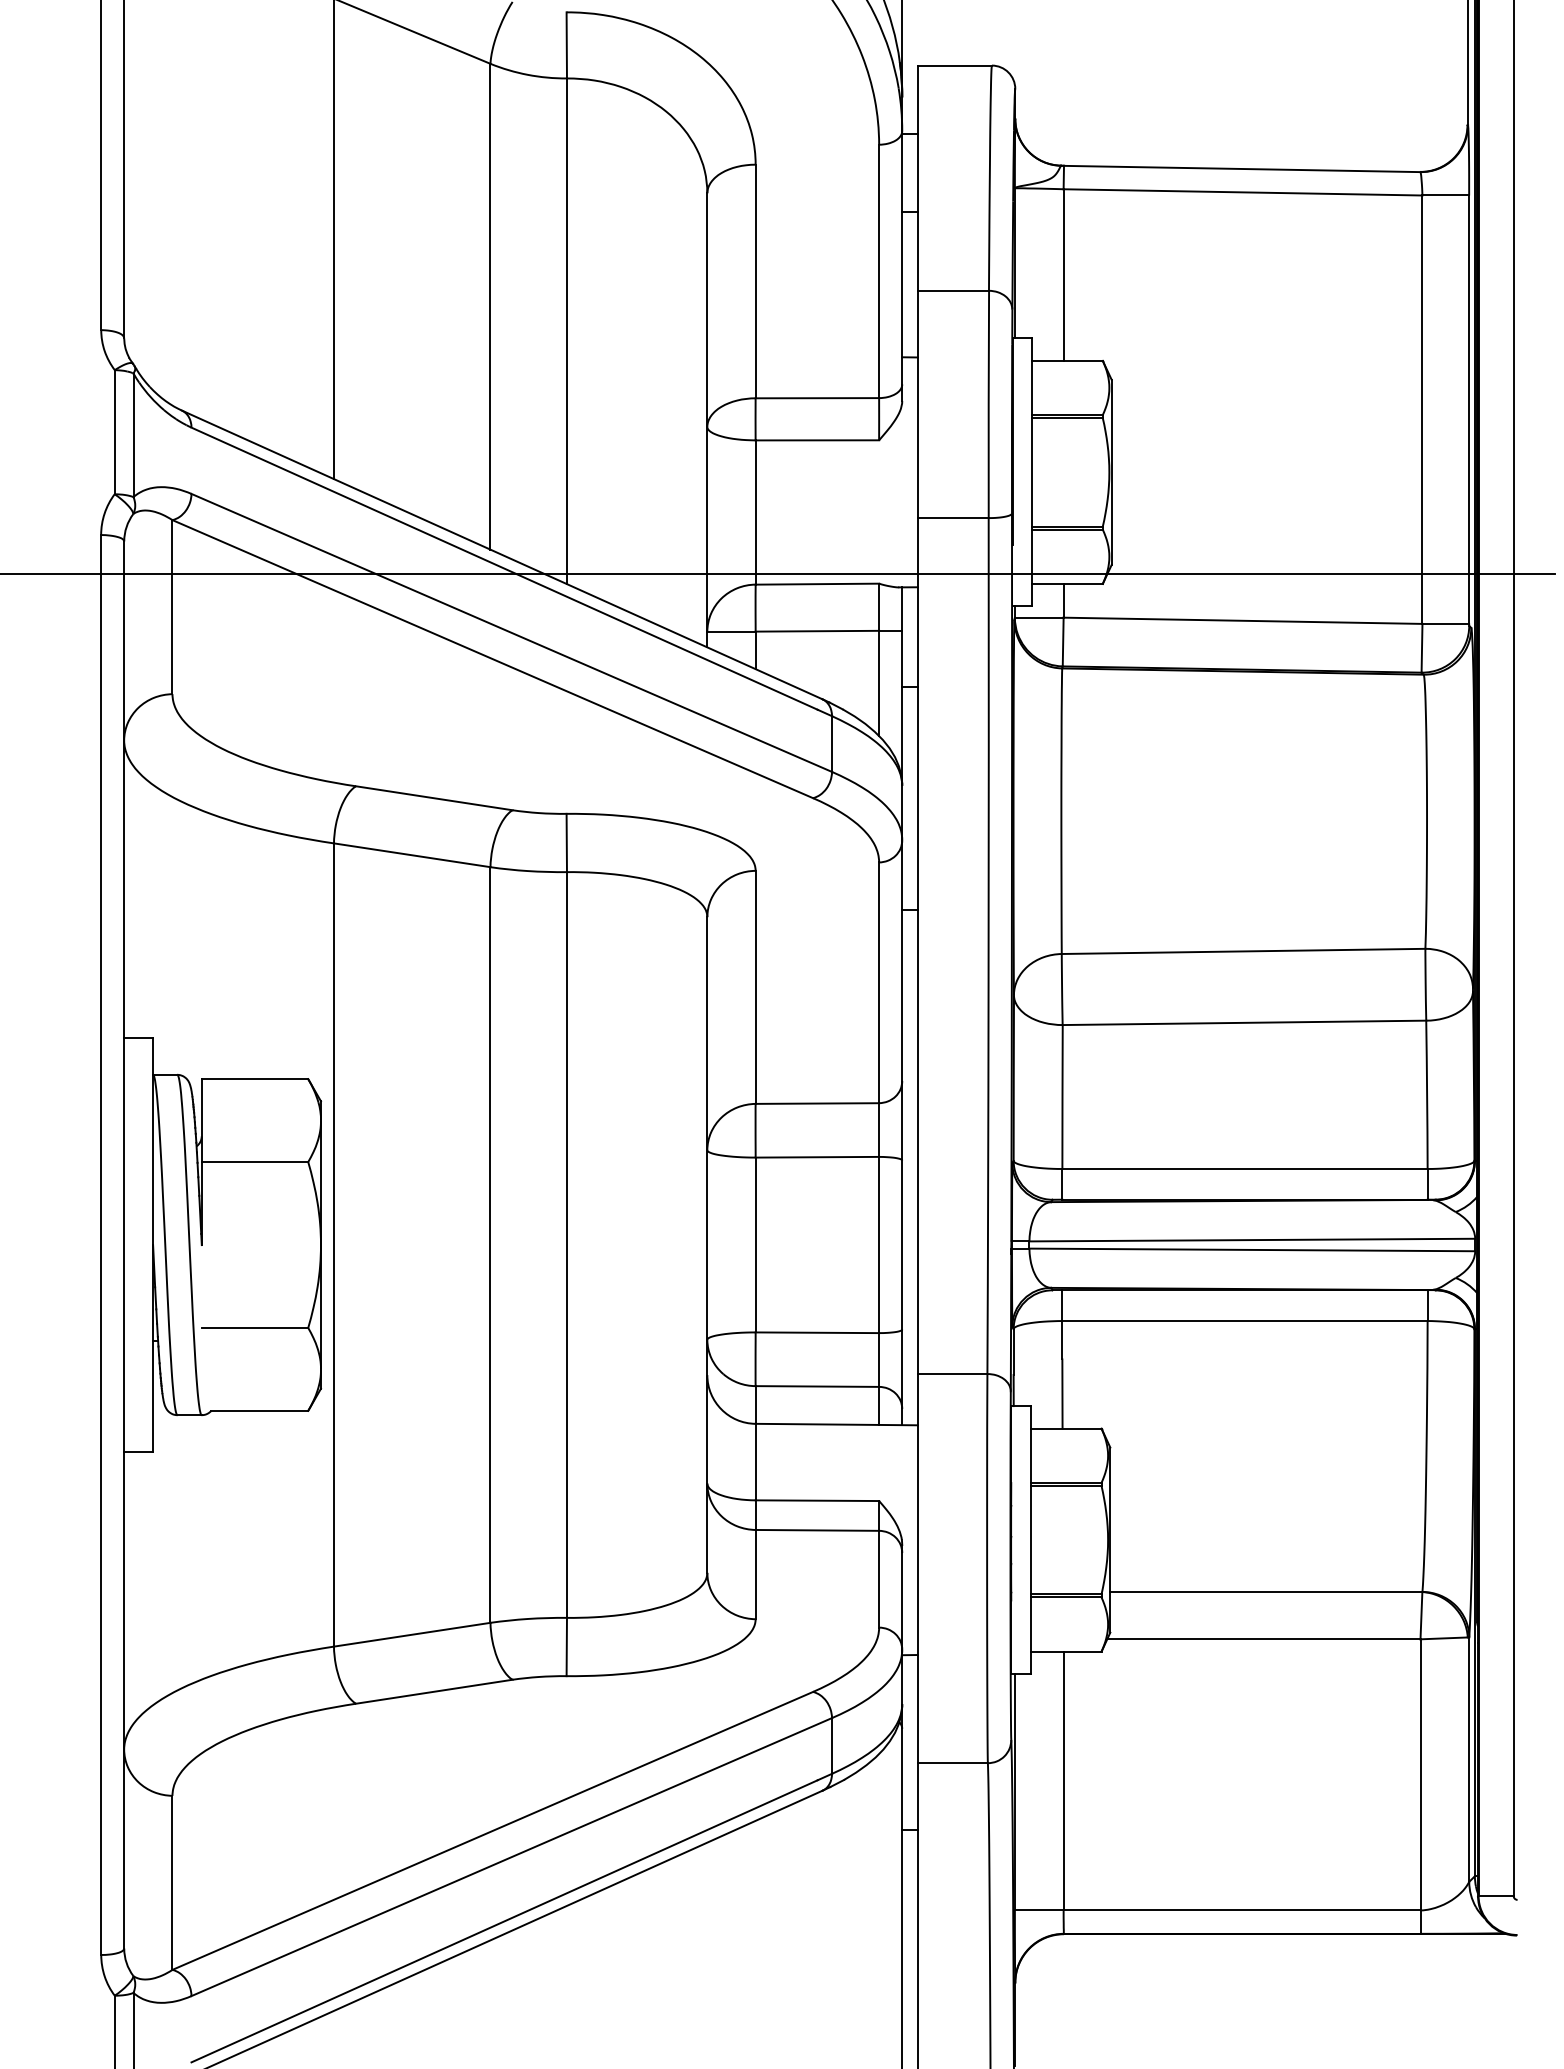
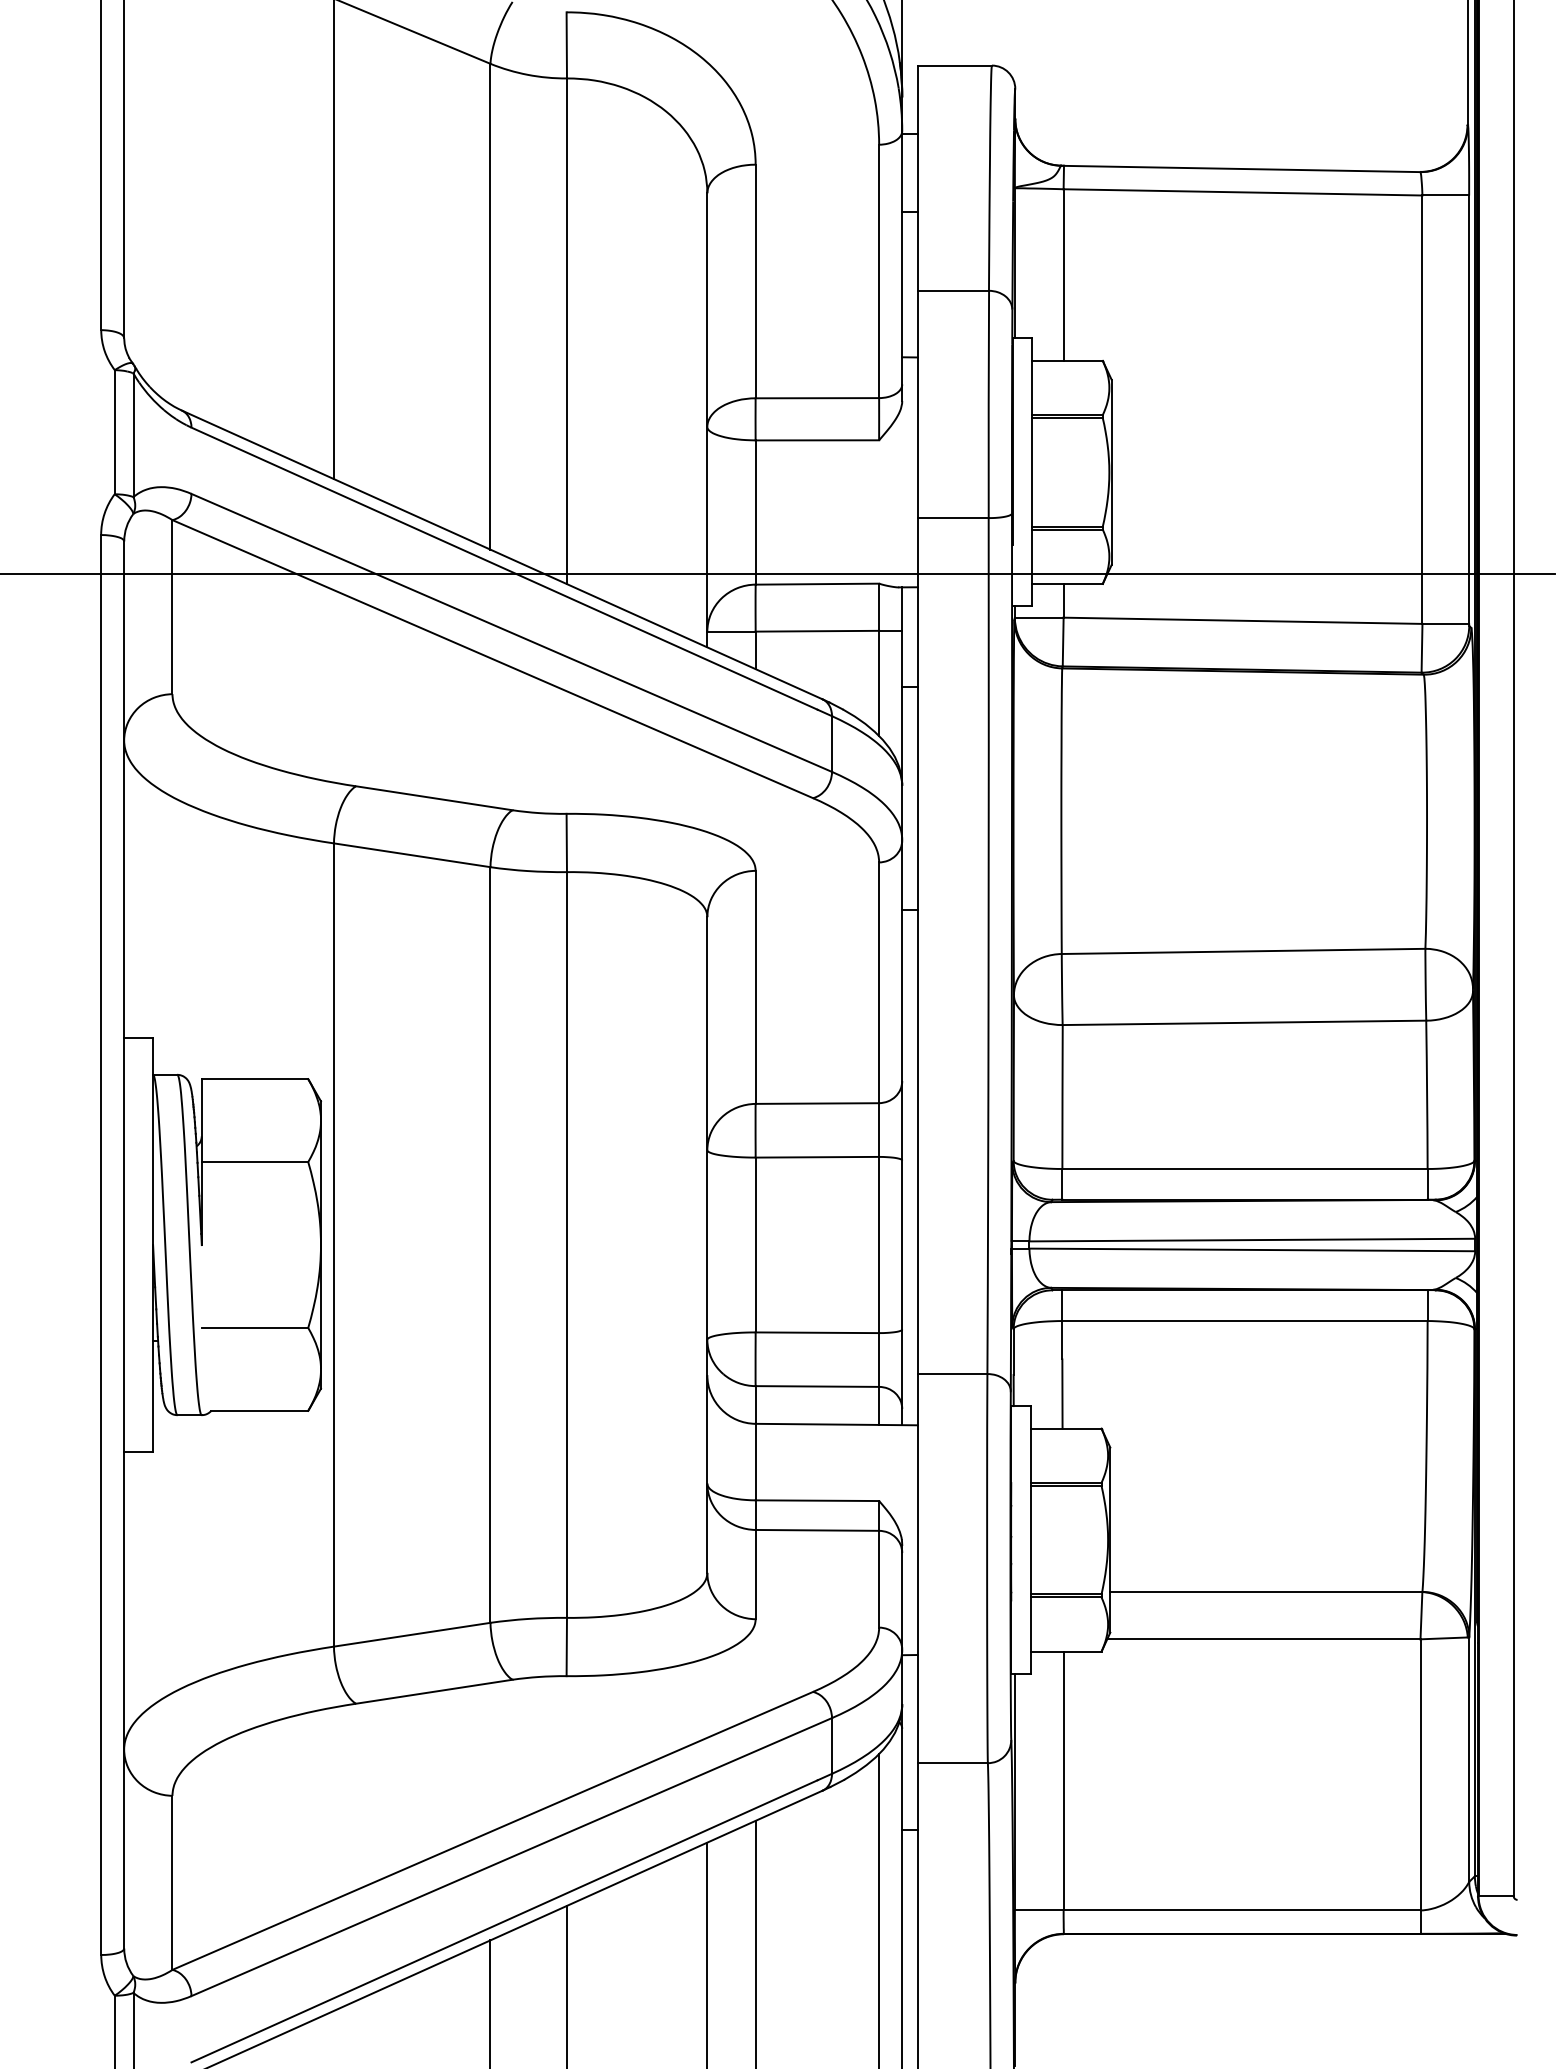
line: none -> present (879, 1909)
line: none -> present (755, 1942)
line: none -> present (707, 1953)
line: none -> present (566, 1985)
line: none -> present (490, 2002)
